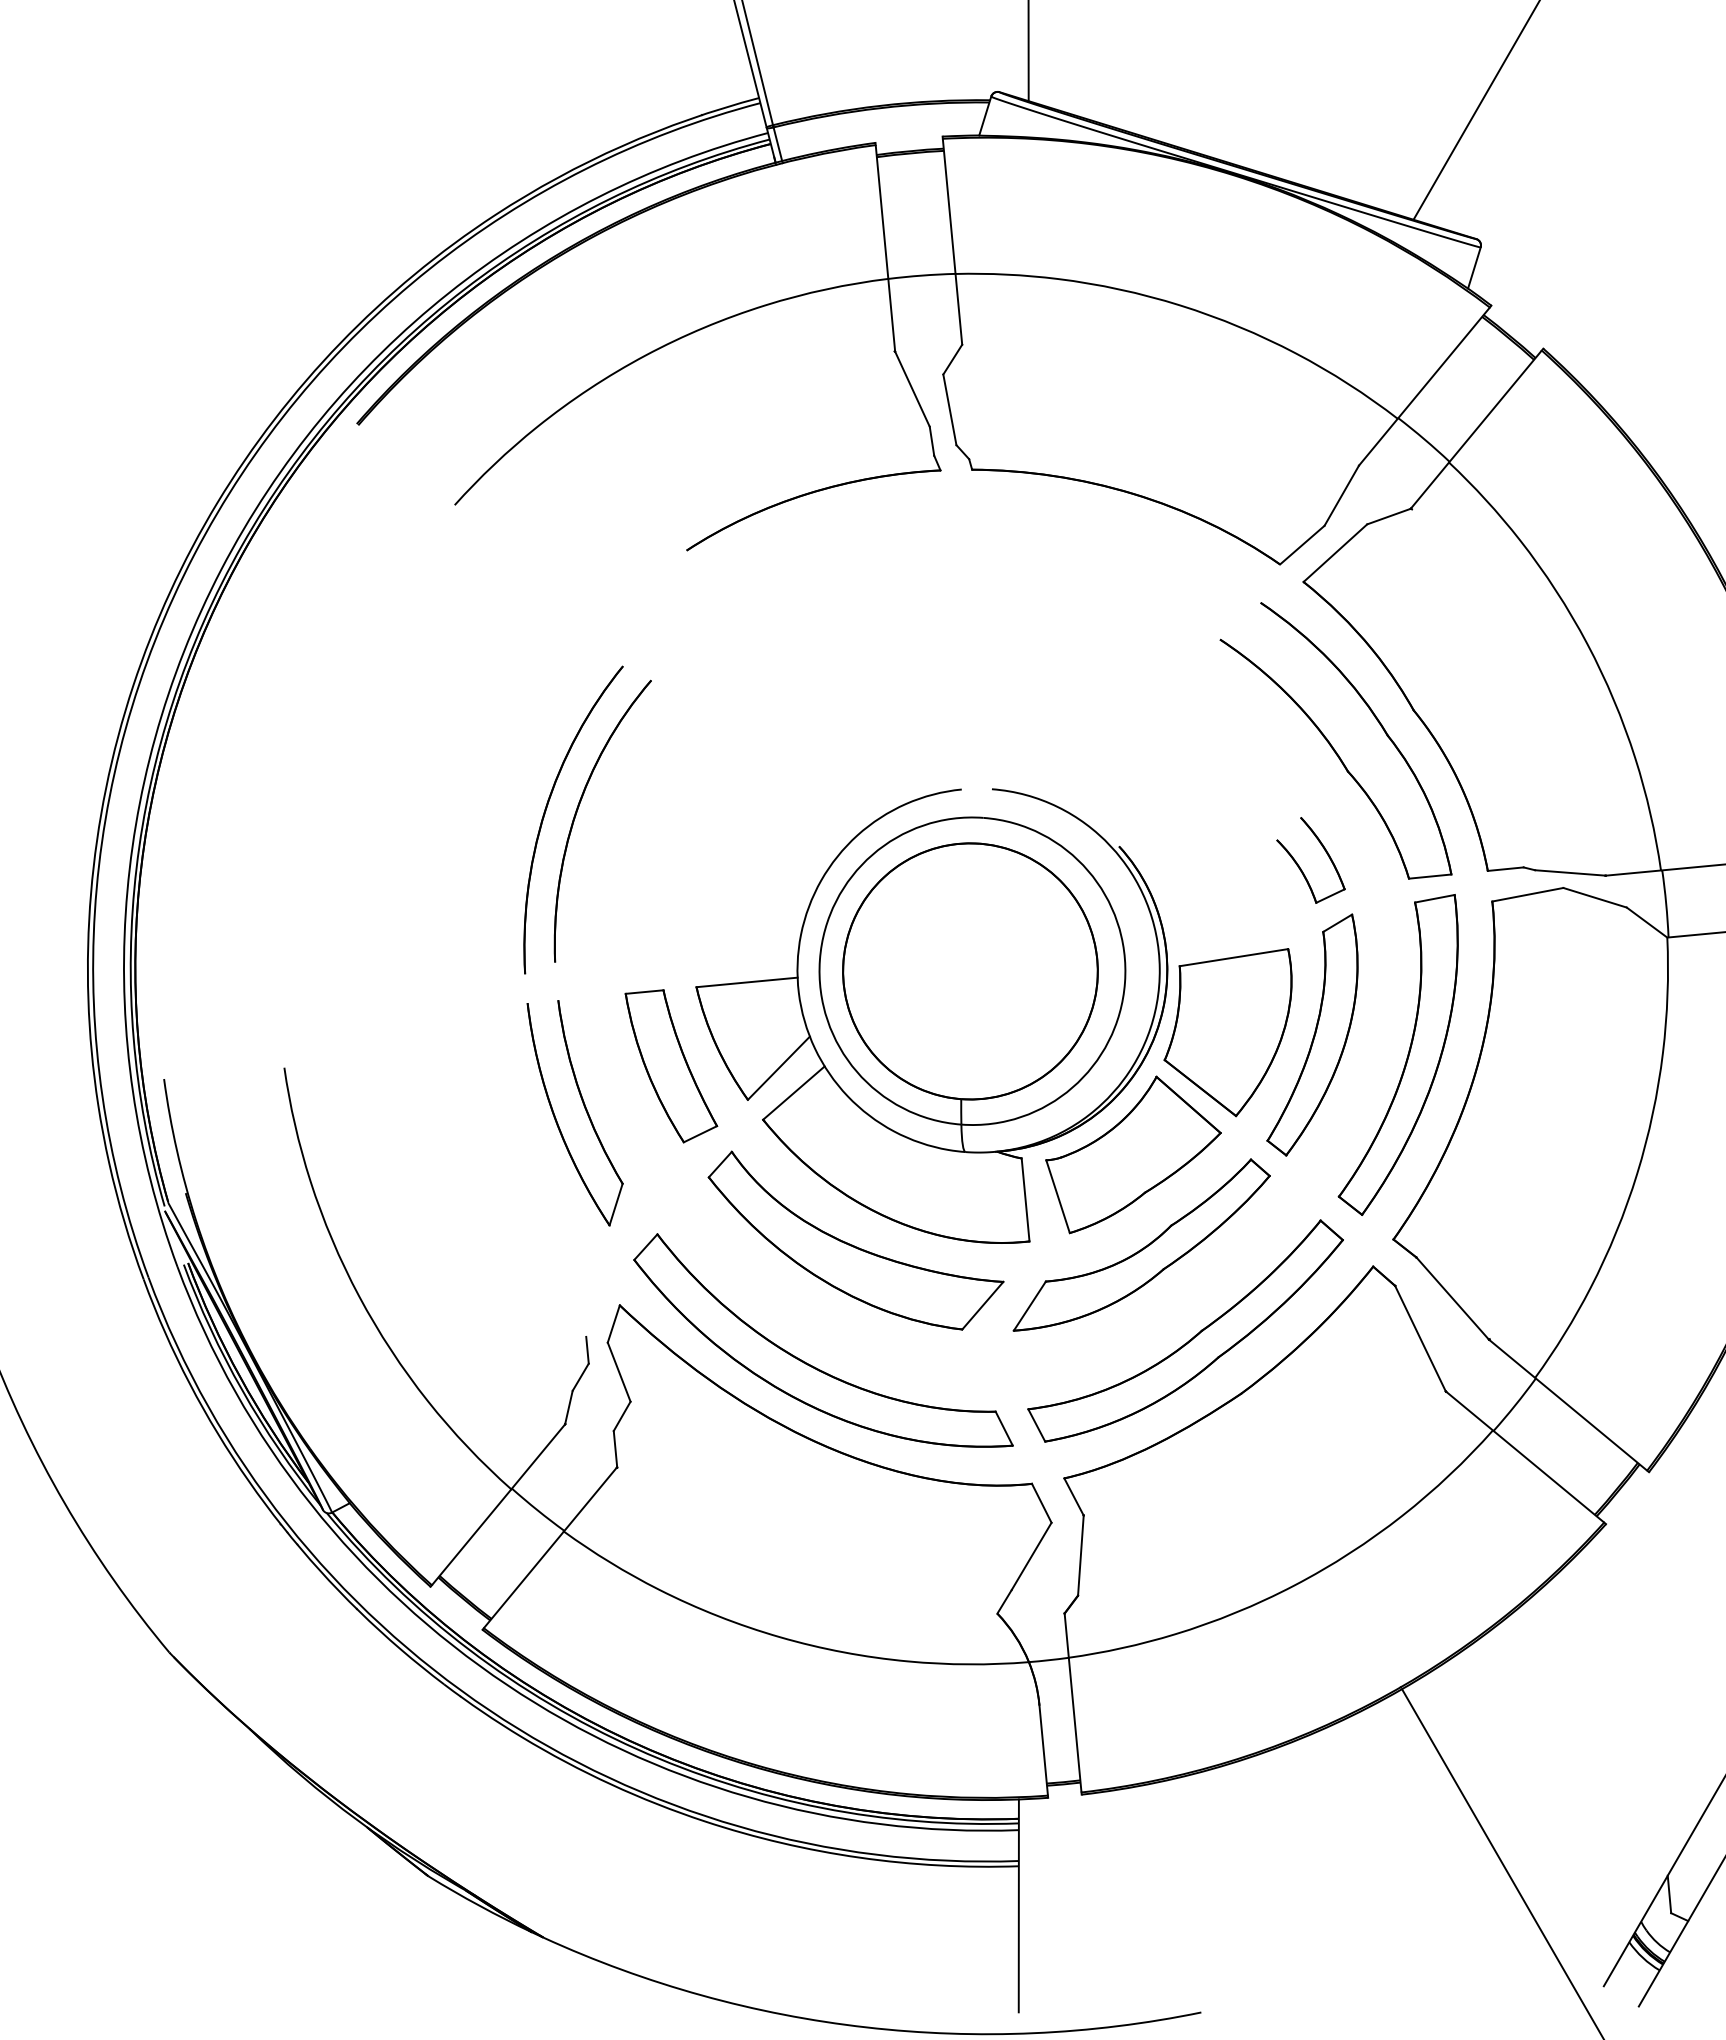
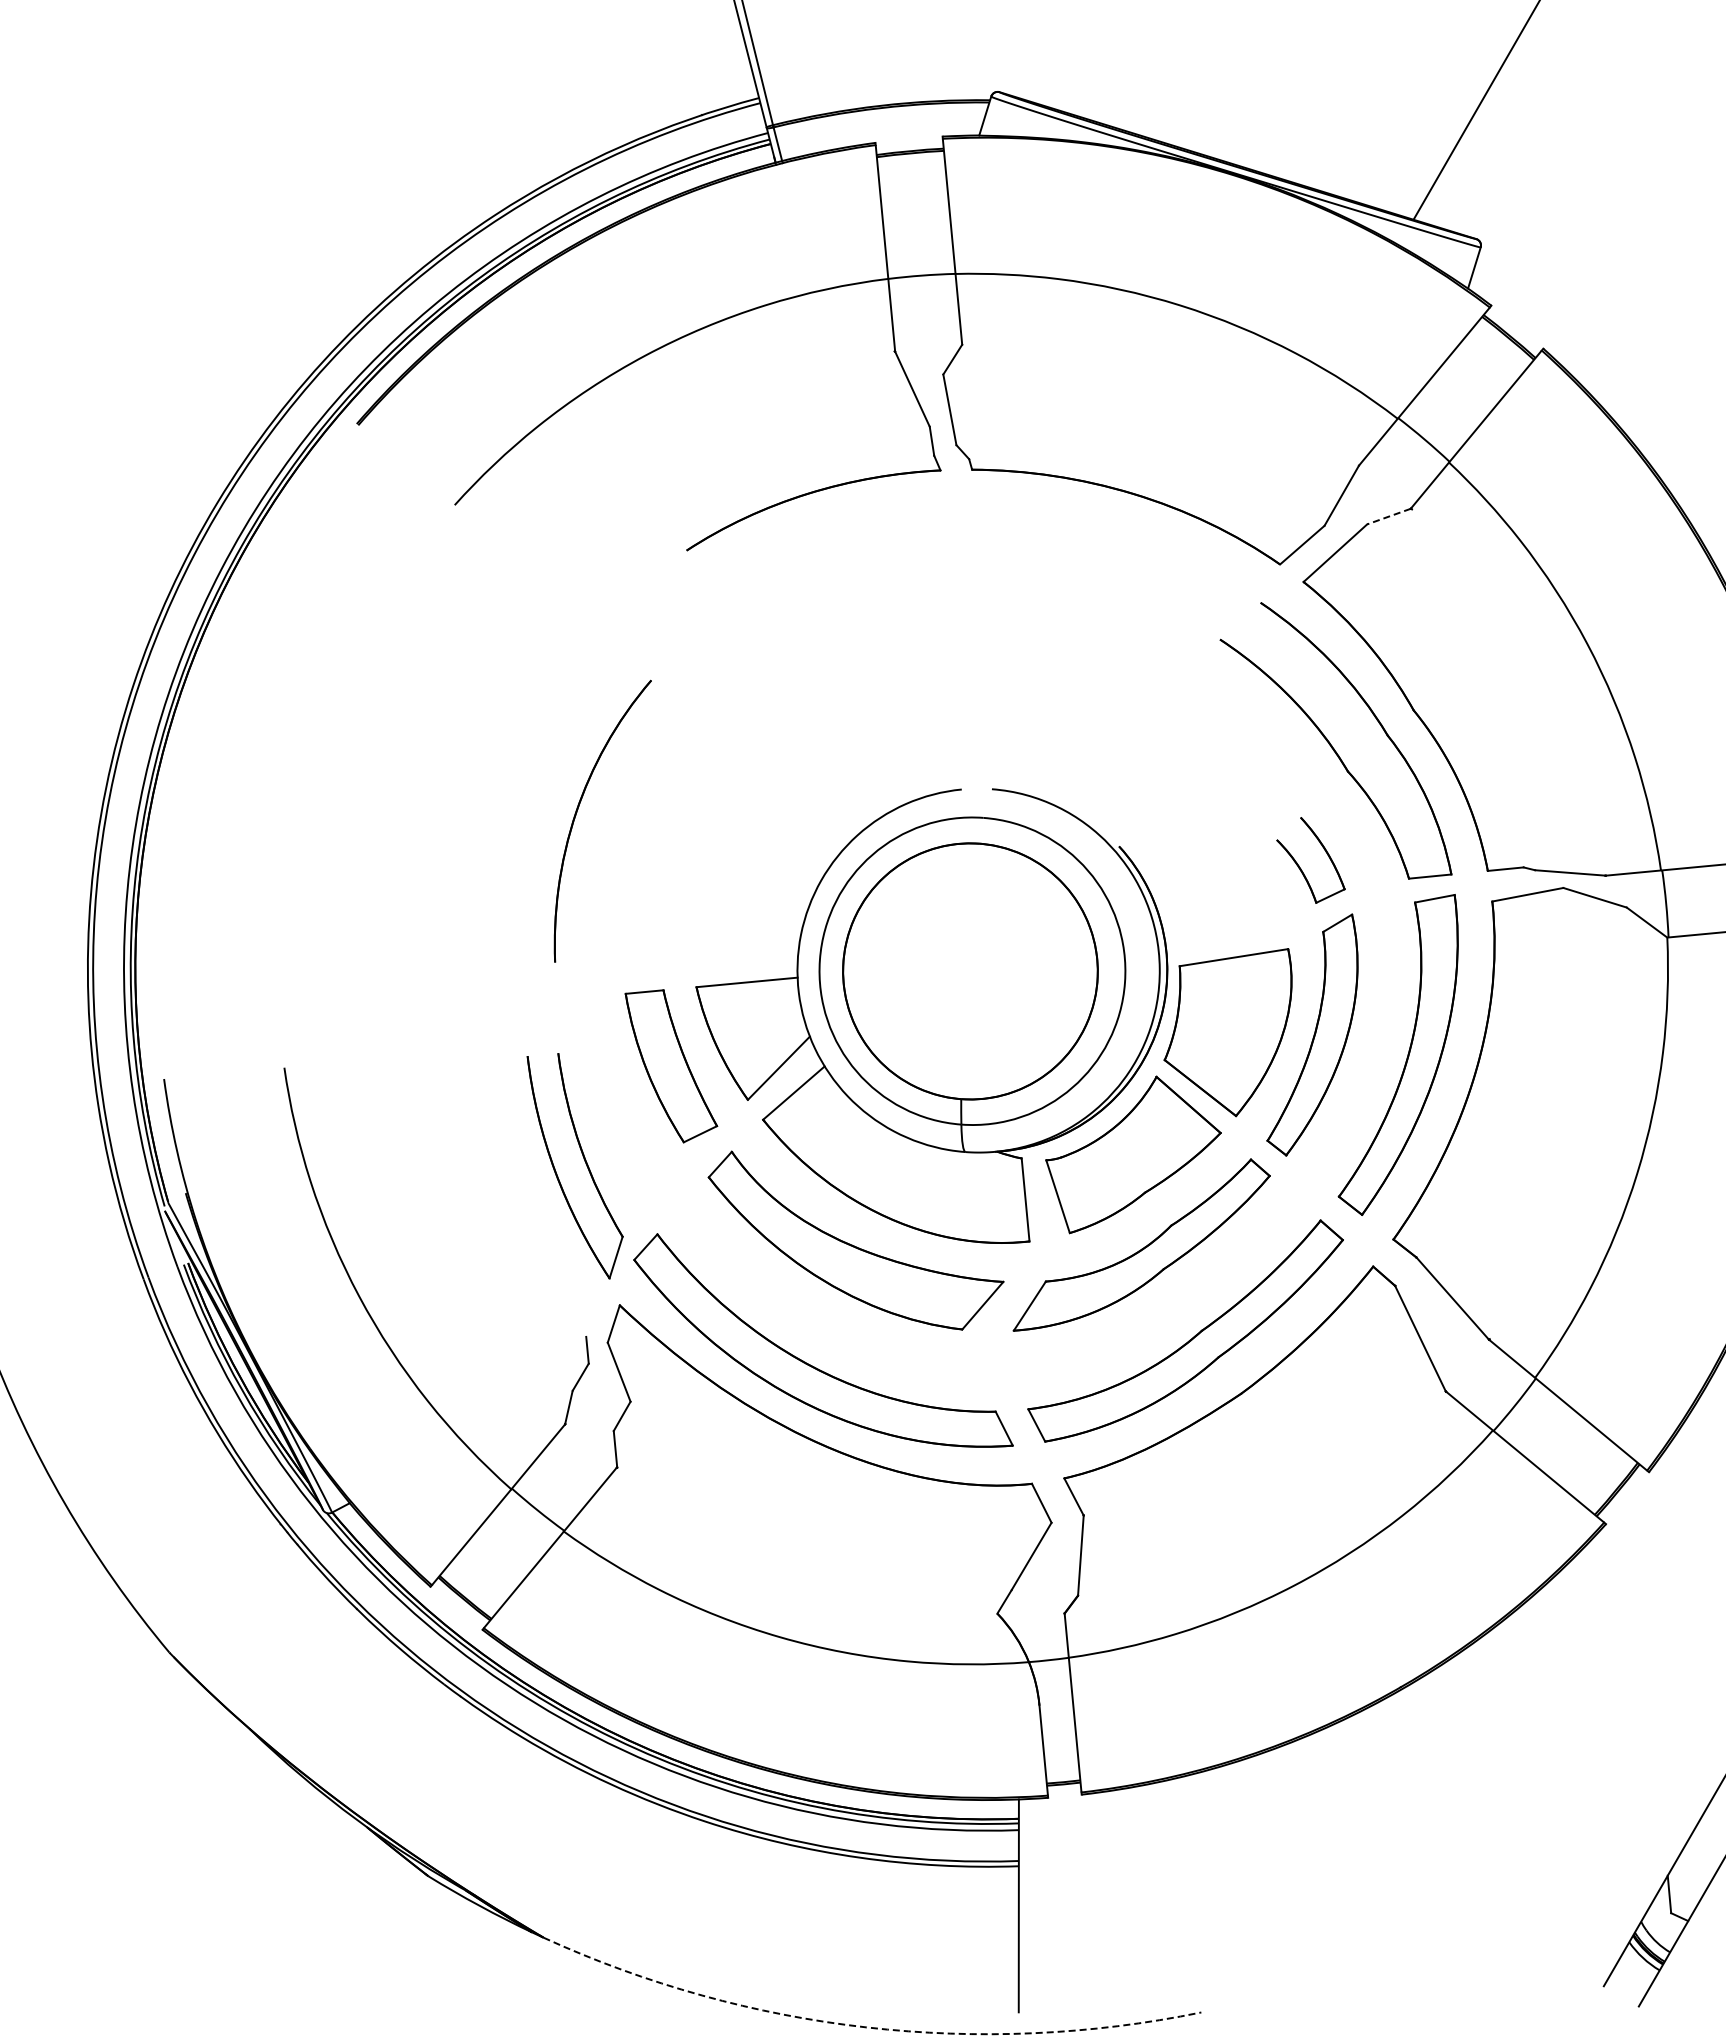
line: present -> none (1028, 51)
line: solid -> dashed (1388, 516)
part: present -> none (546, 811)
part position: (584, 1108) -> (584, 1161) (584, 1161)
line: present -> none (1502, 1862)
arc: solid -> dashed (866, 2027)
